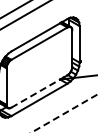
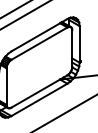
line: dashed -> solid (36, 93)
line: dashed -> solid (64, 113)
